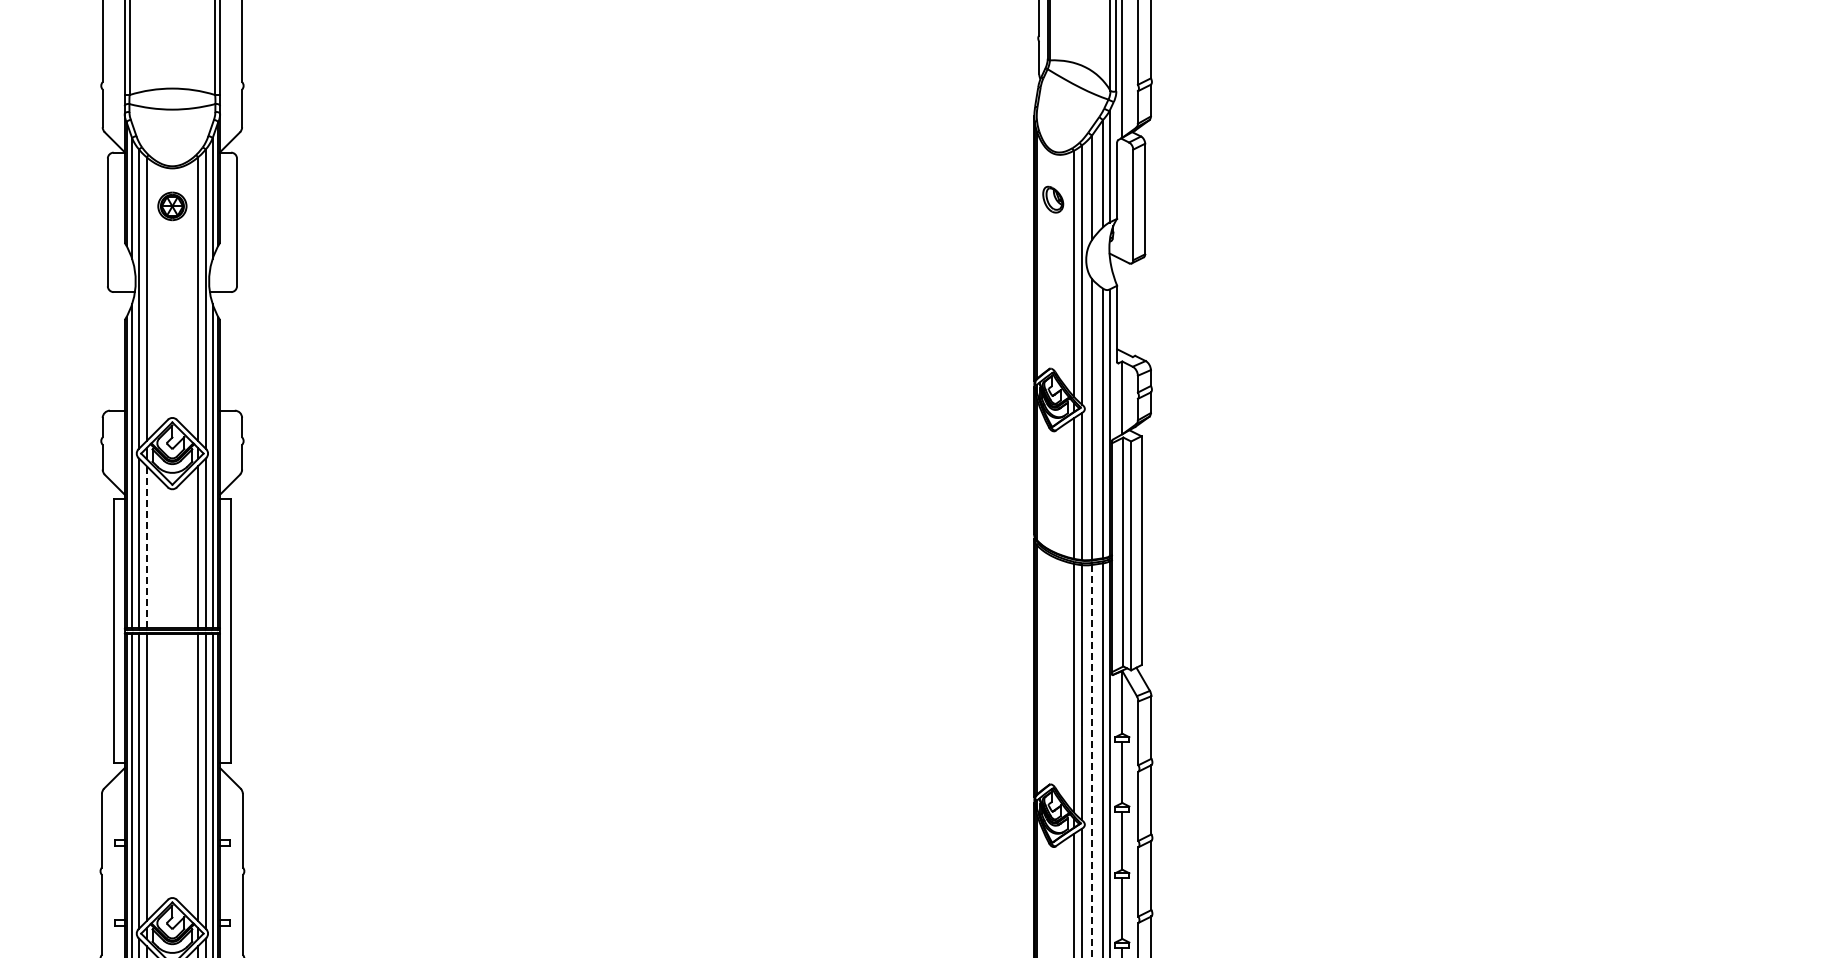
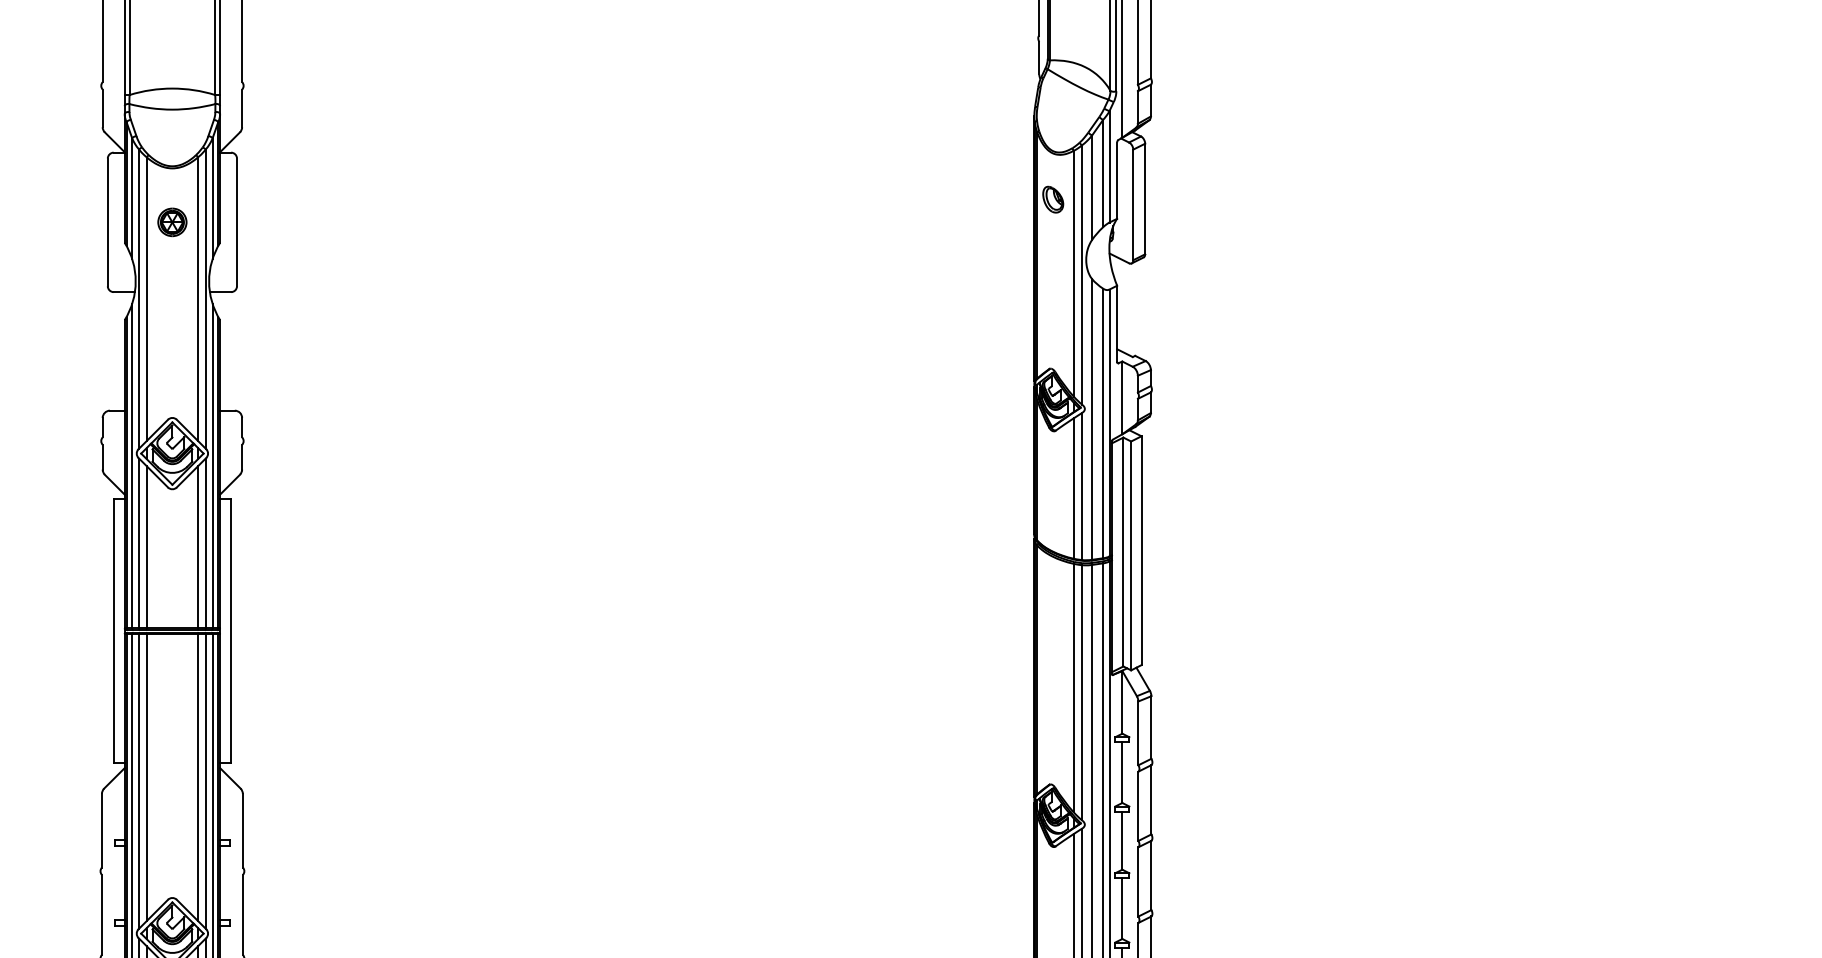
part position: (172, 206) -> (172, 222) (172, 222)
line: dashed -> solid (146, 546)
line: dashed -> solid (1092, 761)
